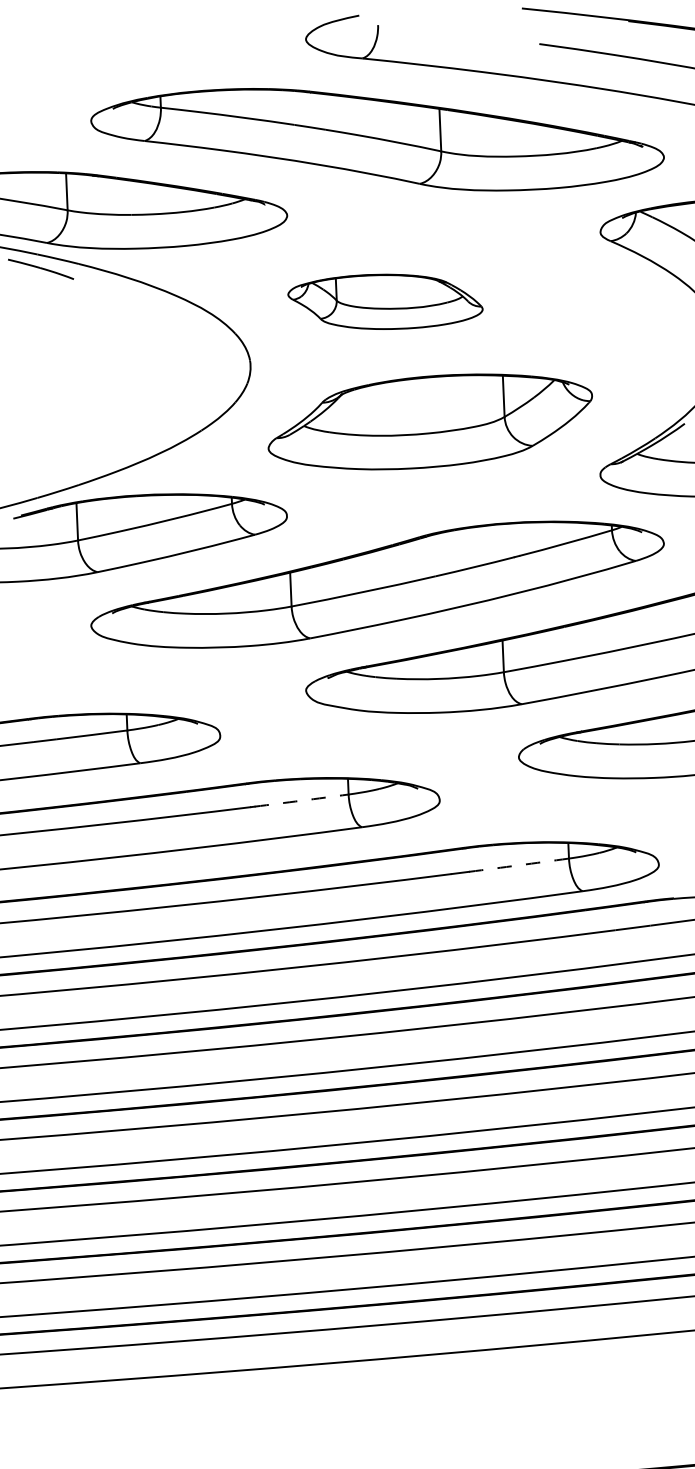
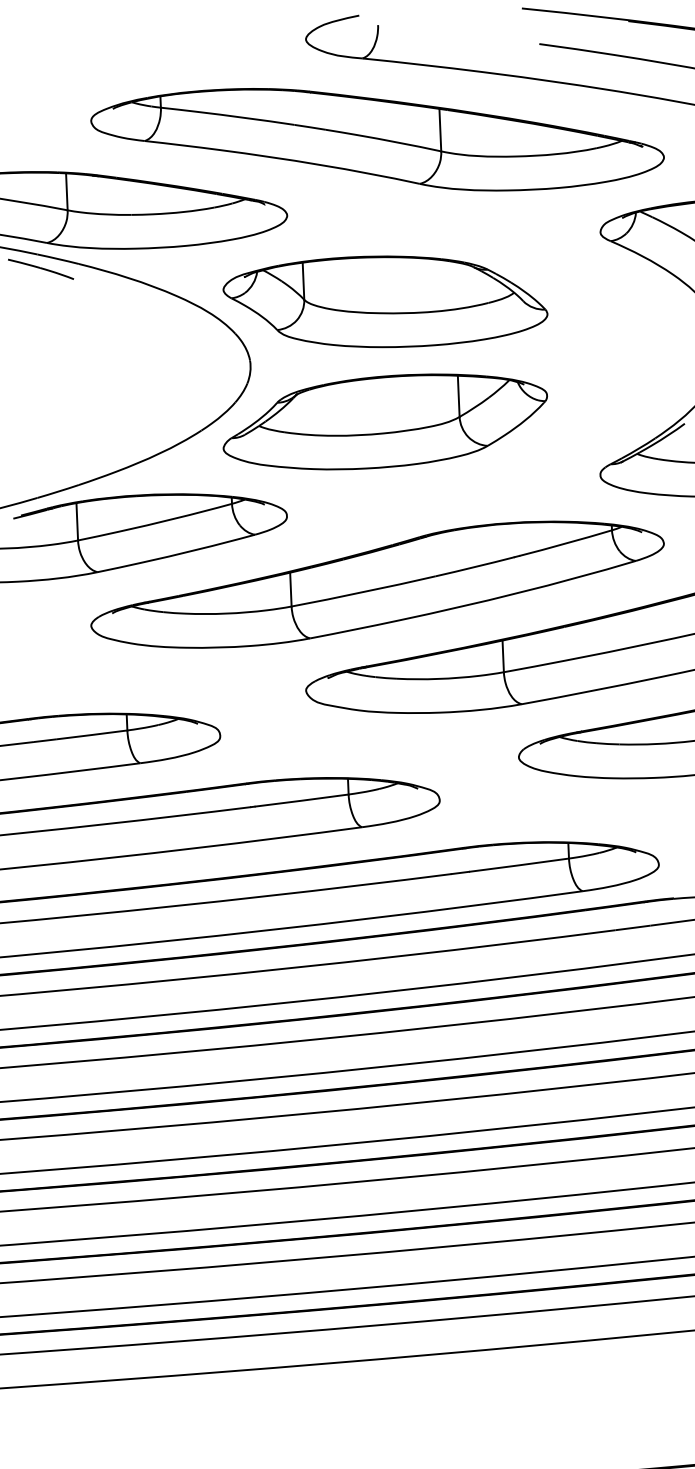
part size: 197x57 px -> 327x94 px (385, 301)
part position: (429, 421) -> (384, 421) (384, 421)
arc: dashed -> solid (301, 800)
arc: dashed -> solid (519, 865)
